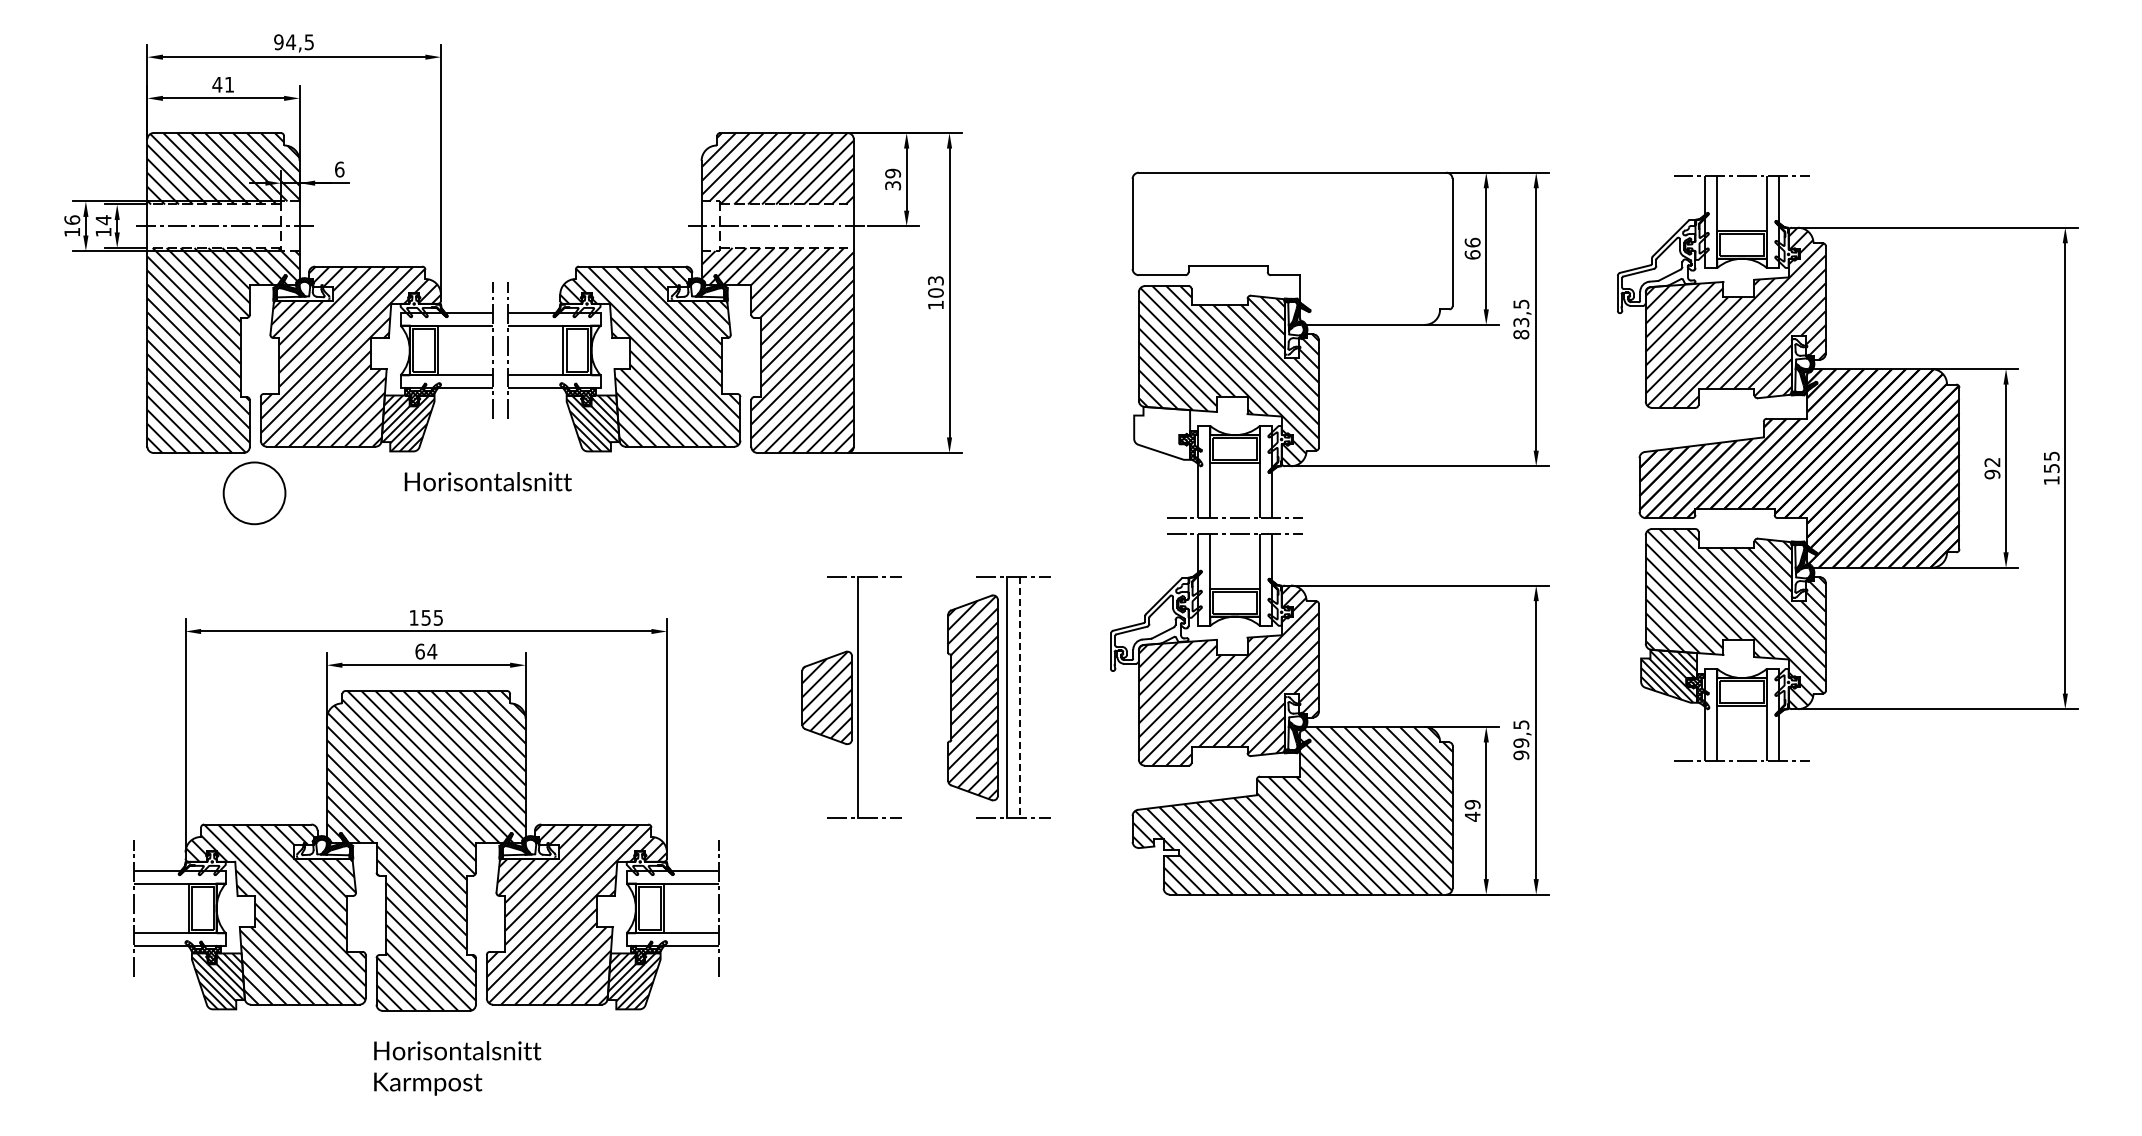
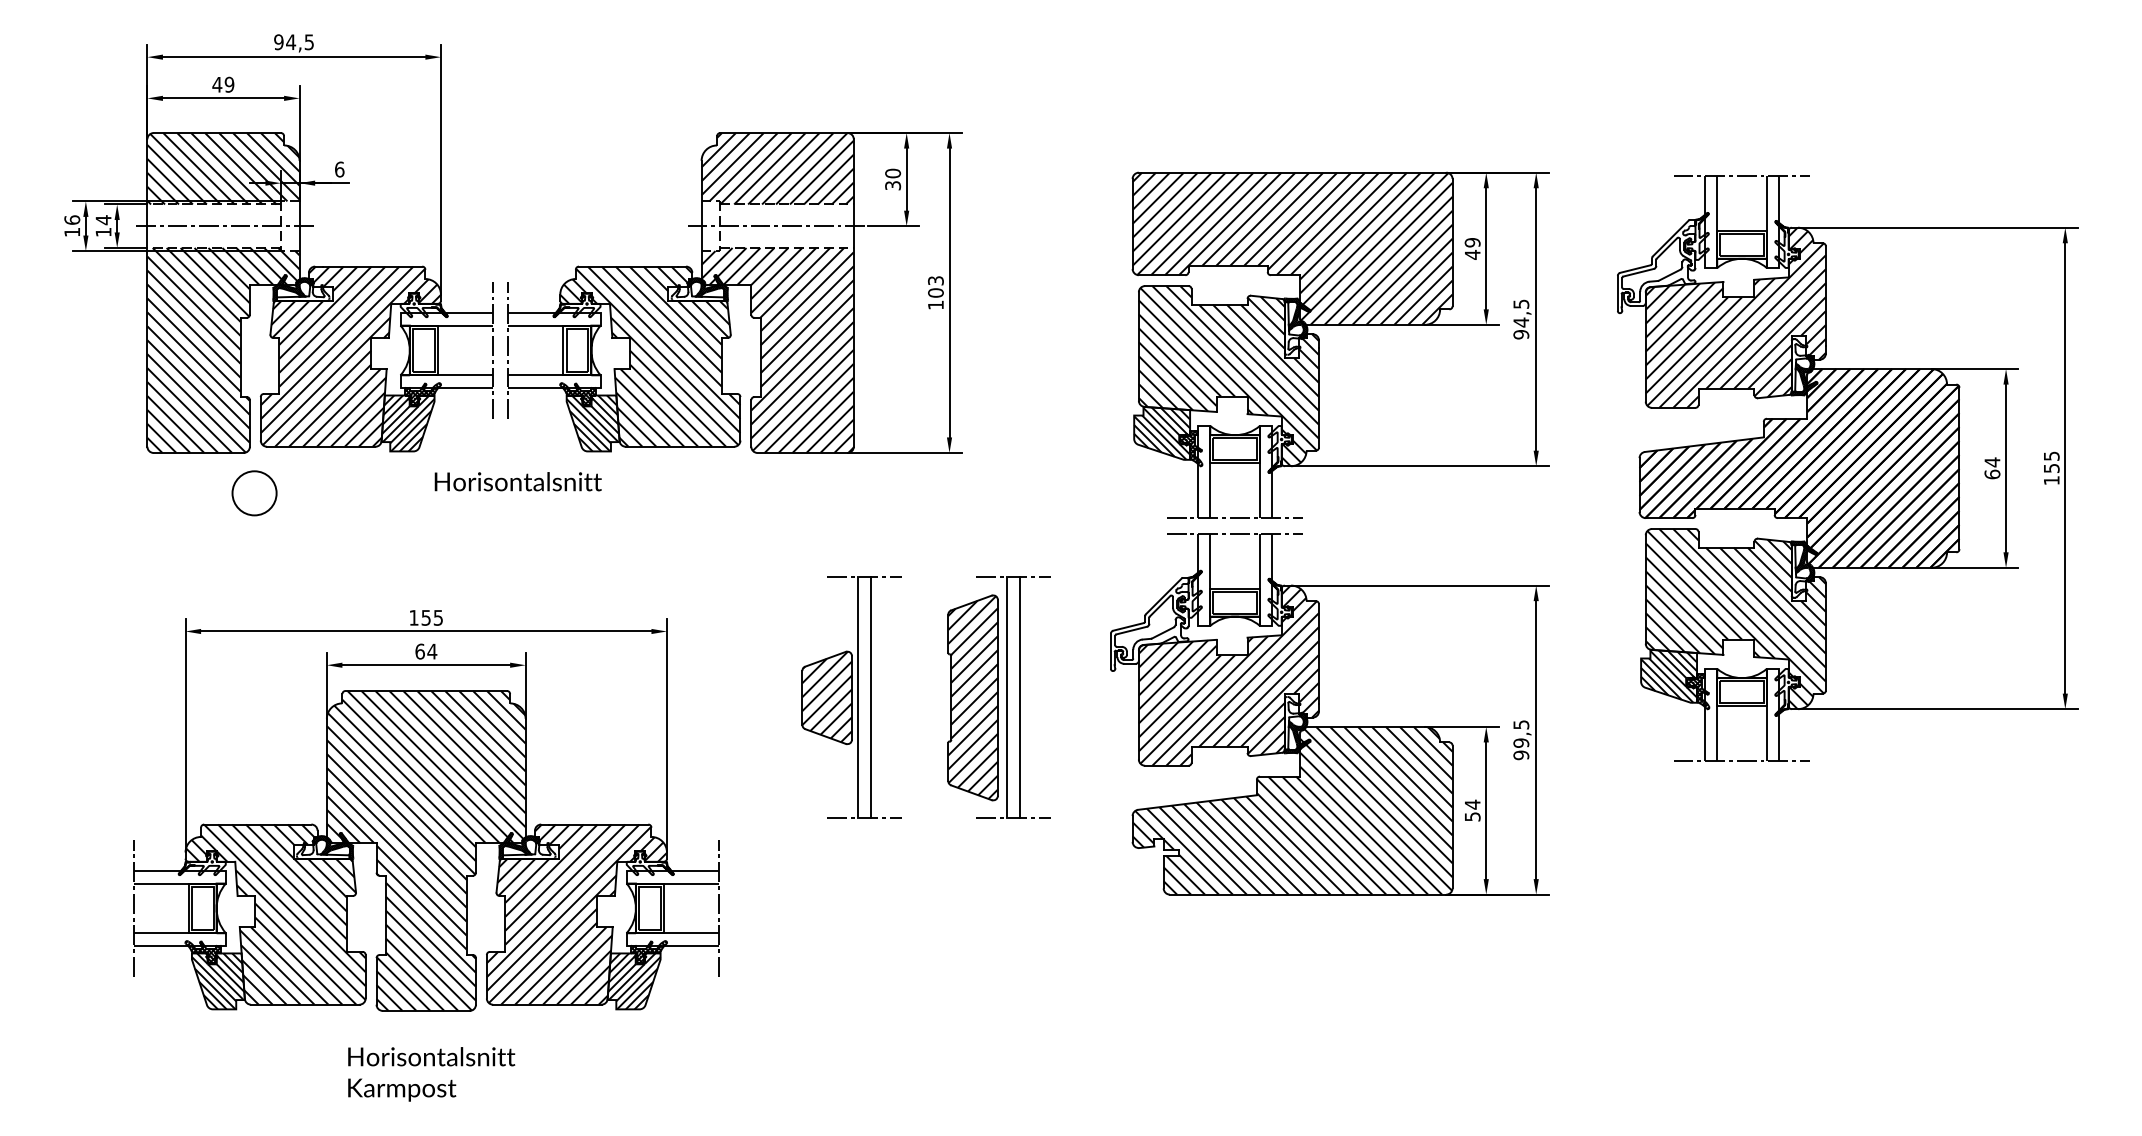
text: 41 -> 49 (229, 84)
text: 39 -> 30 (892, 173)
hatch: none -> present (1292, 248)
text: 66 -> 49 (1472, 248)
text: 83,5 -> 94,5 (1521, 328)
hatch: none -> present (1162, 433)
text: 92 -> 64 (1992, 468)
text position: (487, 481) -> (517, 481) (517, 481)
circle diameter: 62 px -> 44 px (254, 493)
line: none -> present (870, 697)
line: dashed -> solid (1019, 698)
text: 49 -> 54 (1472, 810)
text position: (457, 1068) -> (431, 1074) (431, 1074)
